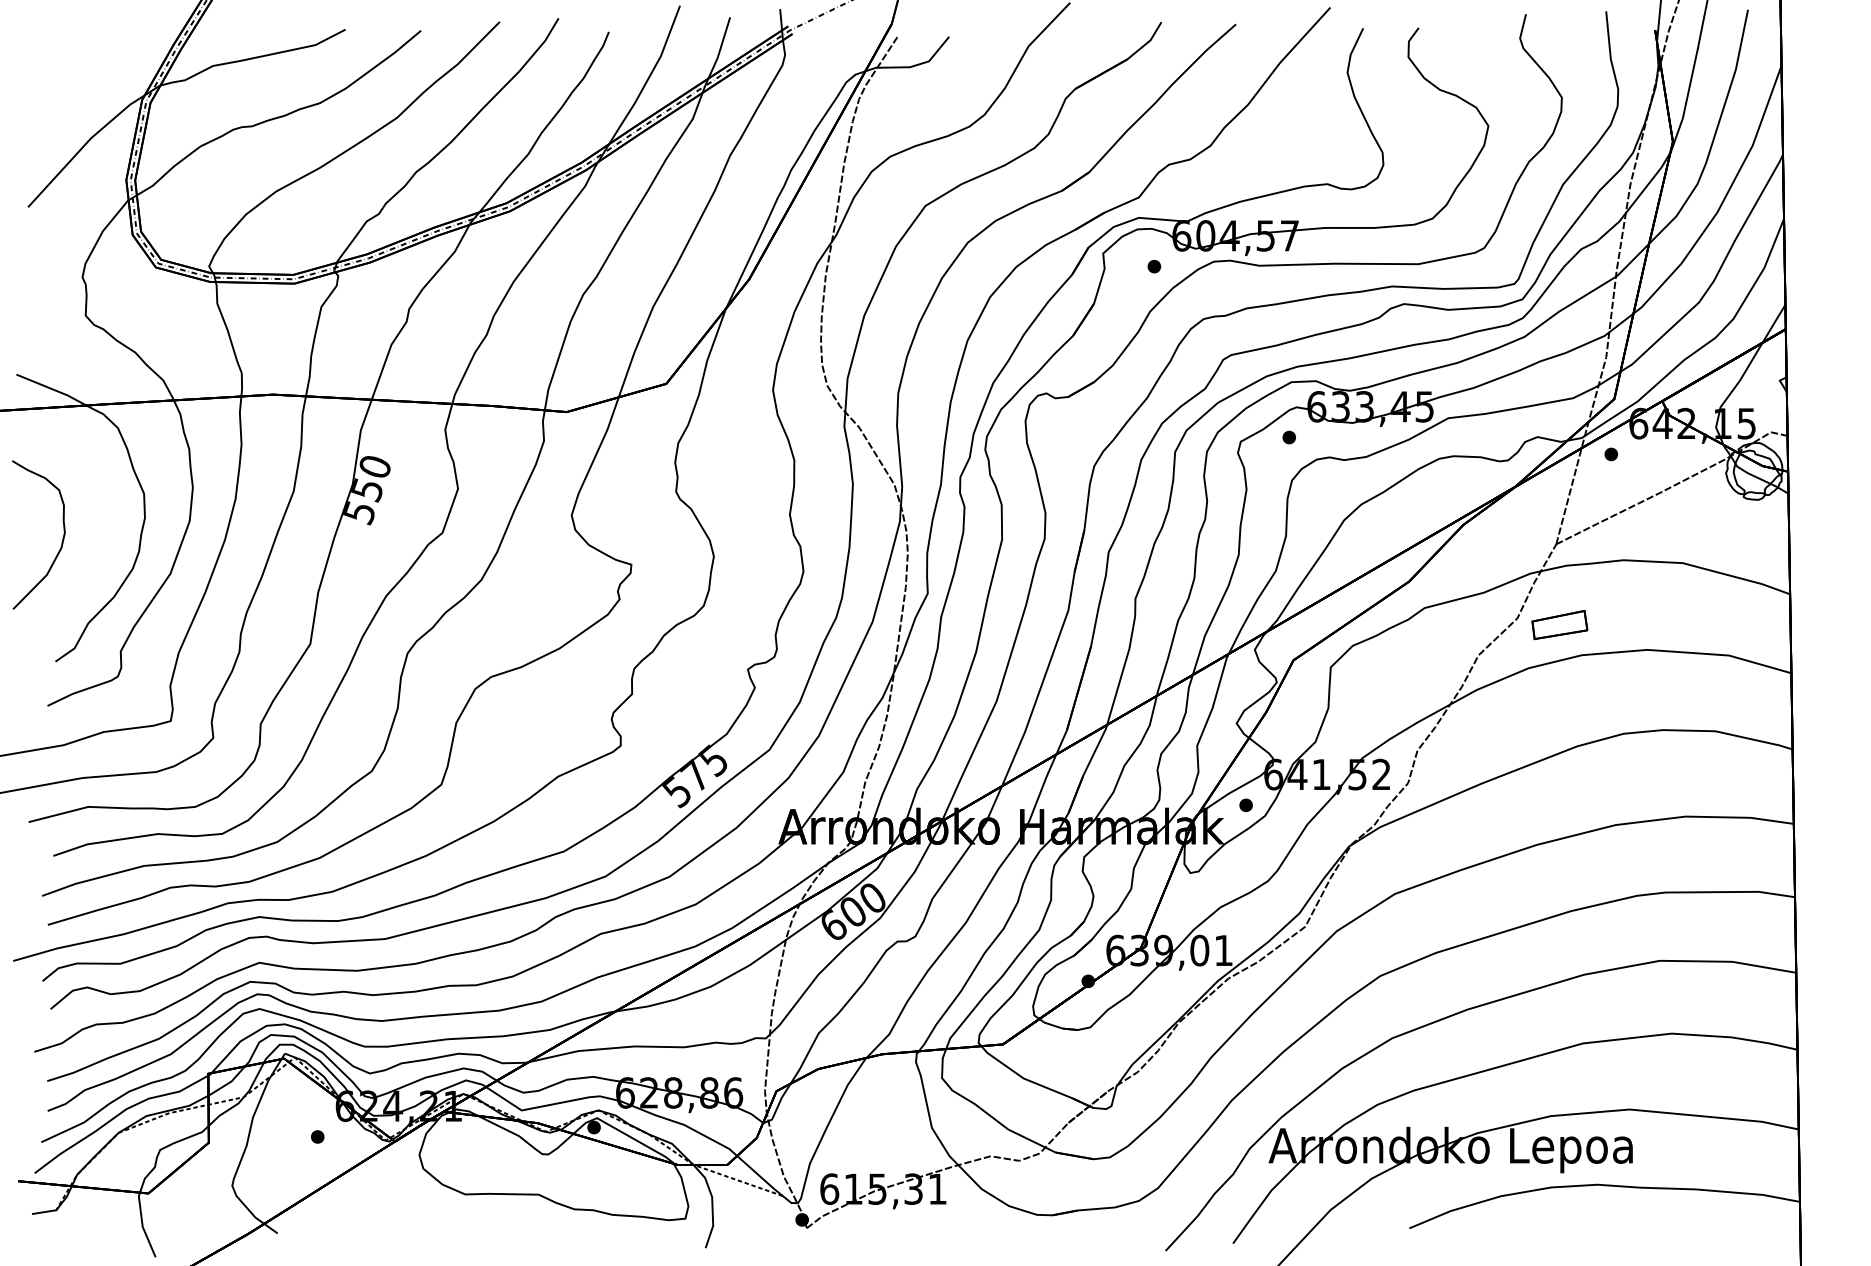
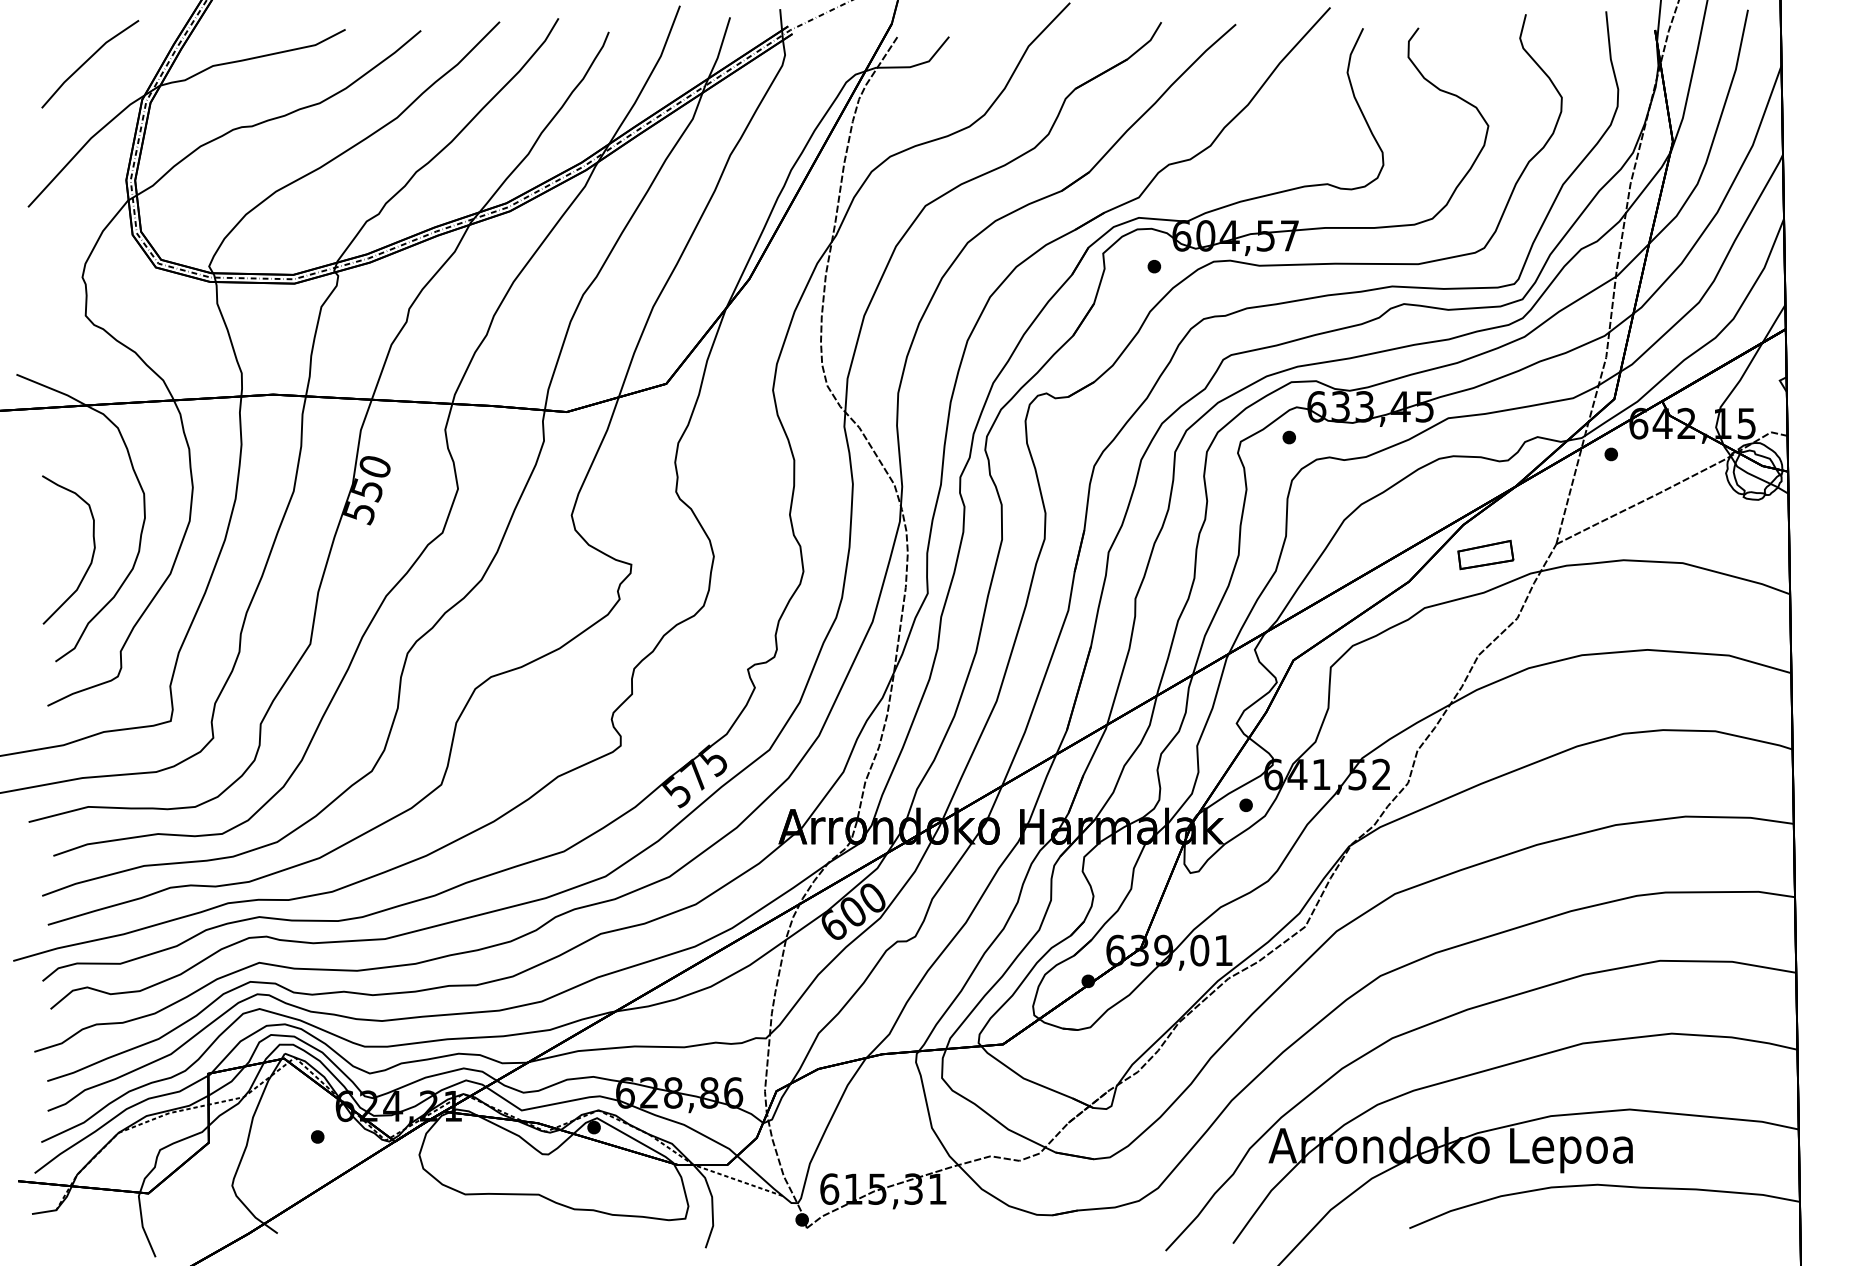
line: none -> present (87, 61)
curve position: (62, 537) -> (92, 552) (92, 552)
part position: (1559, 624) -> (1485, 554) (1485, 554)
